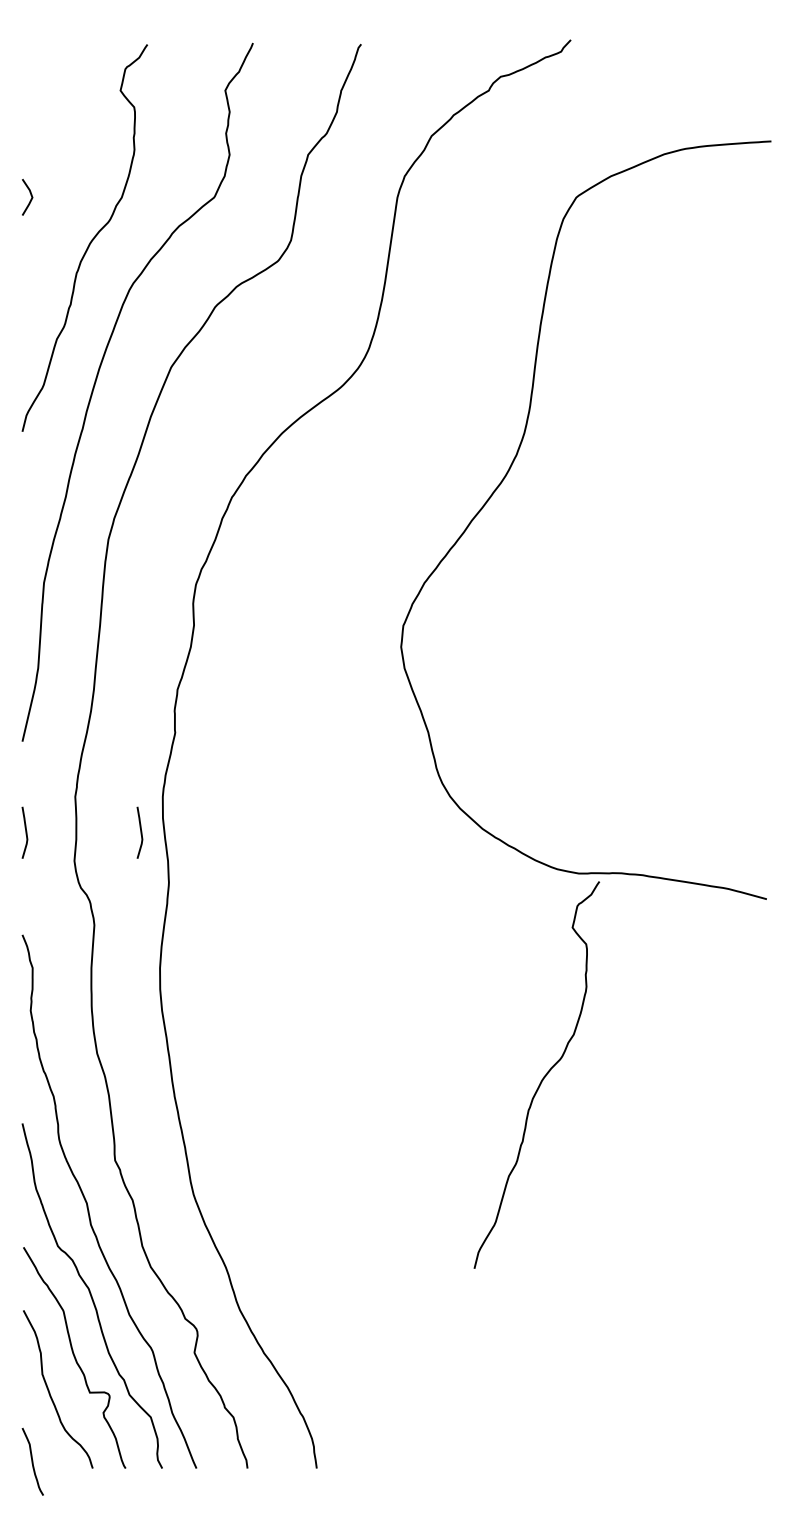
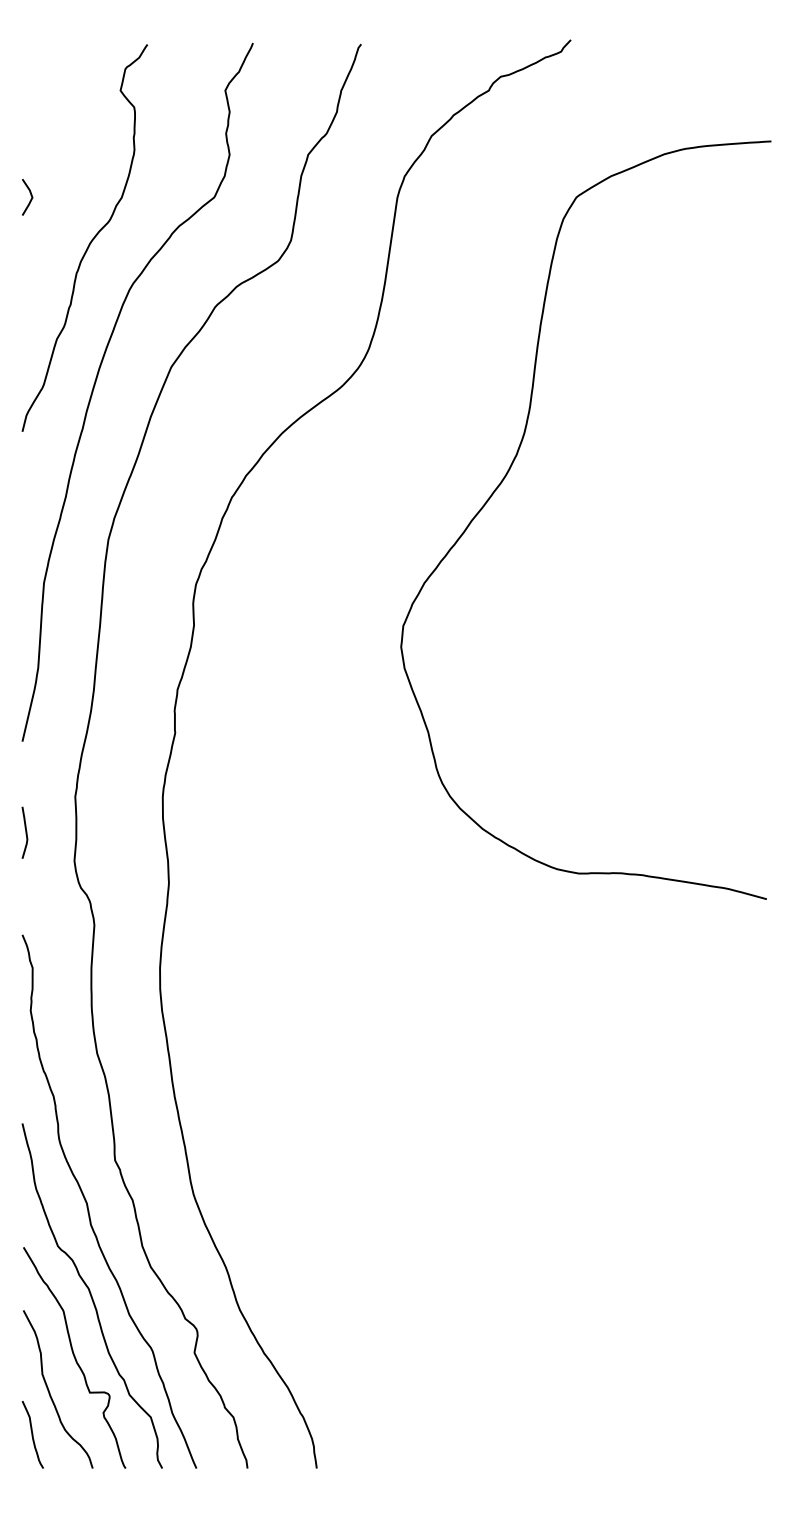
curve: present -> none (140, 832)
curve: present -> none (541, 1079)
curve position: (32, 1461) -> (32, 1434) (32, 1434)
